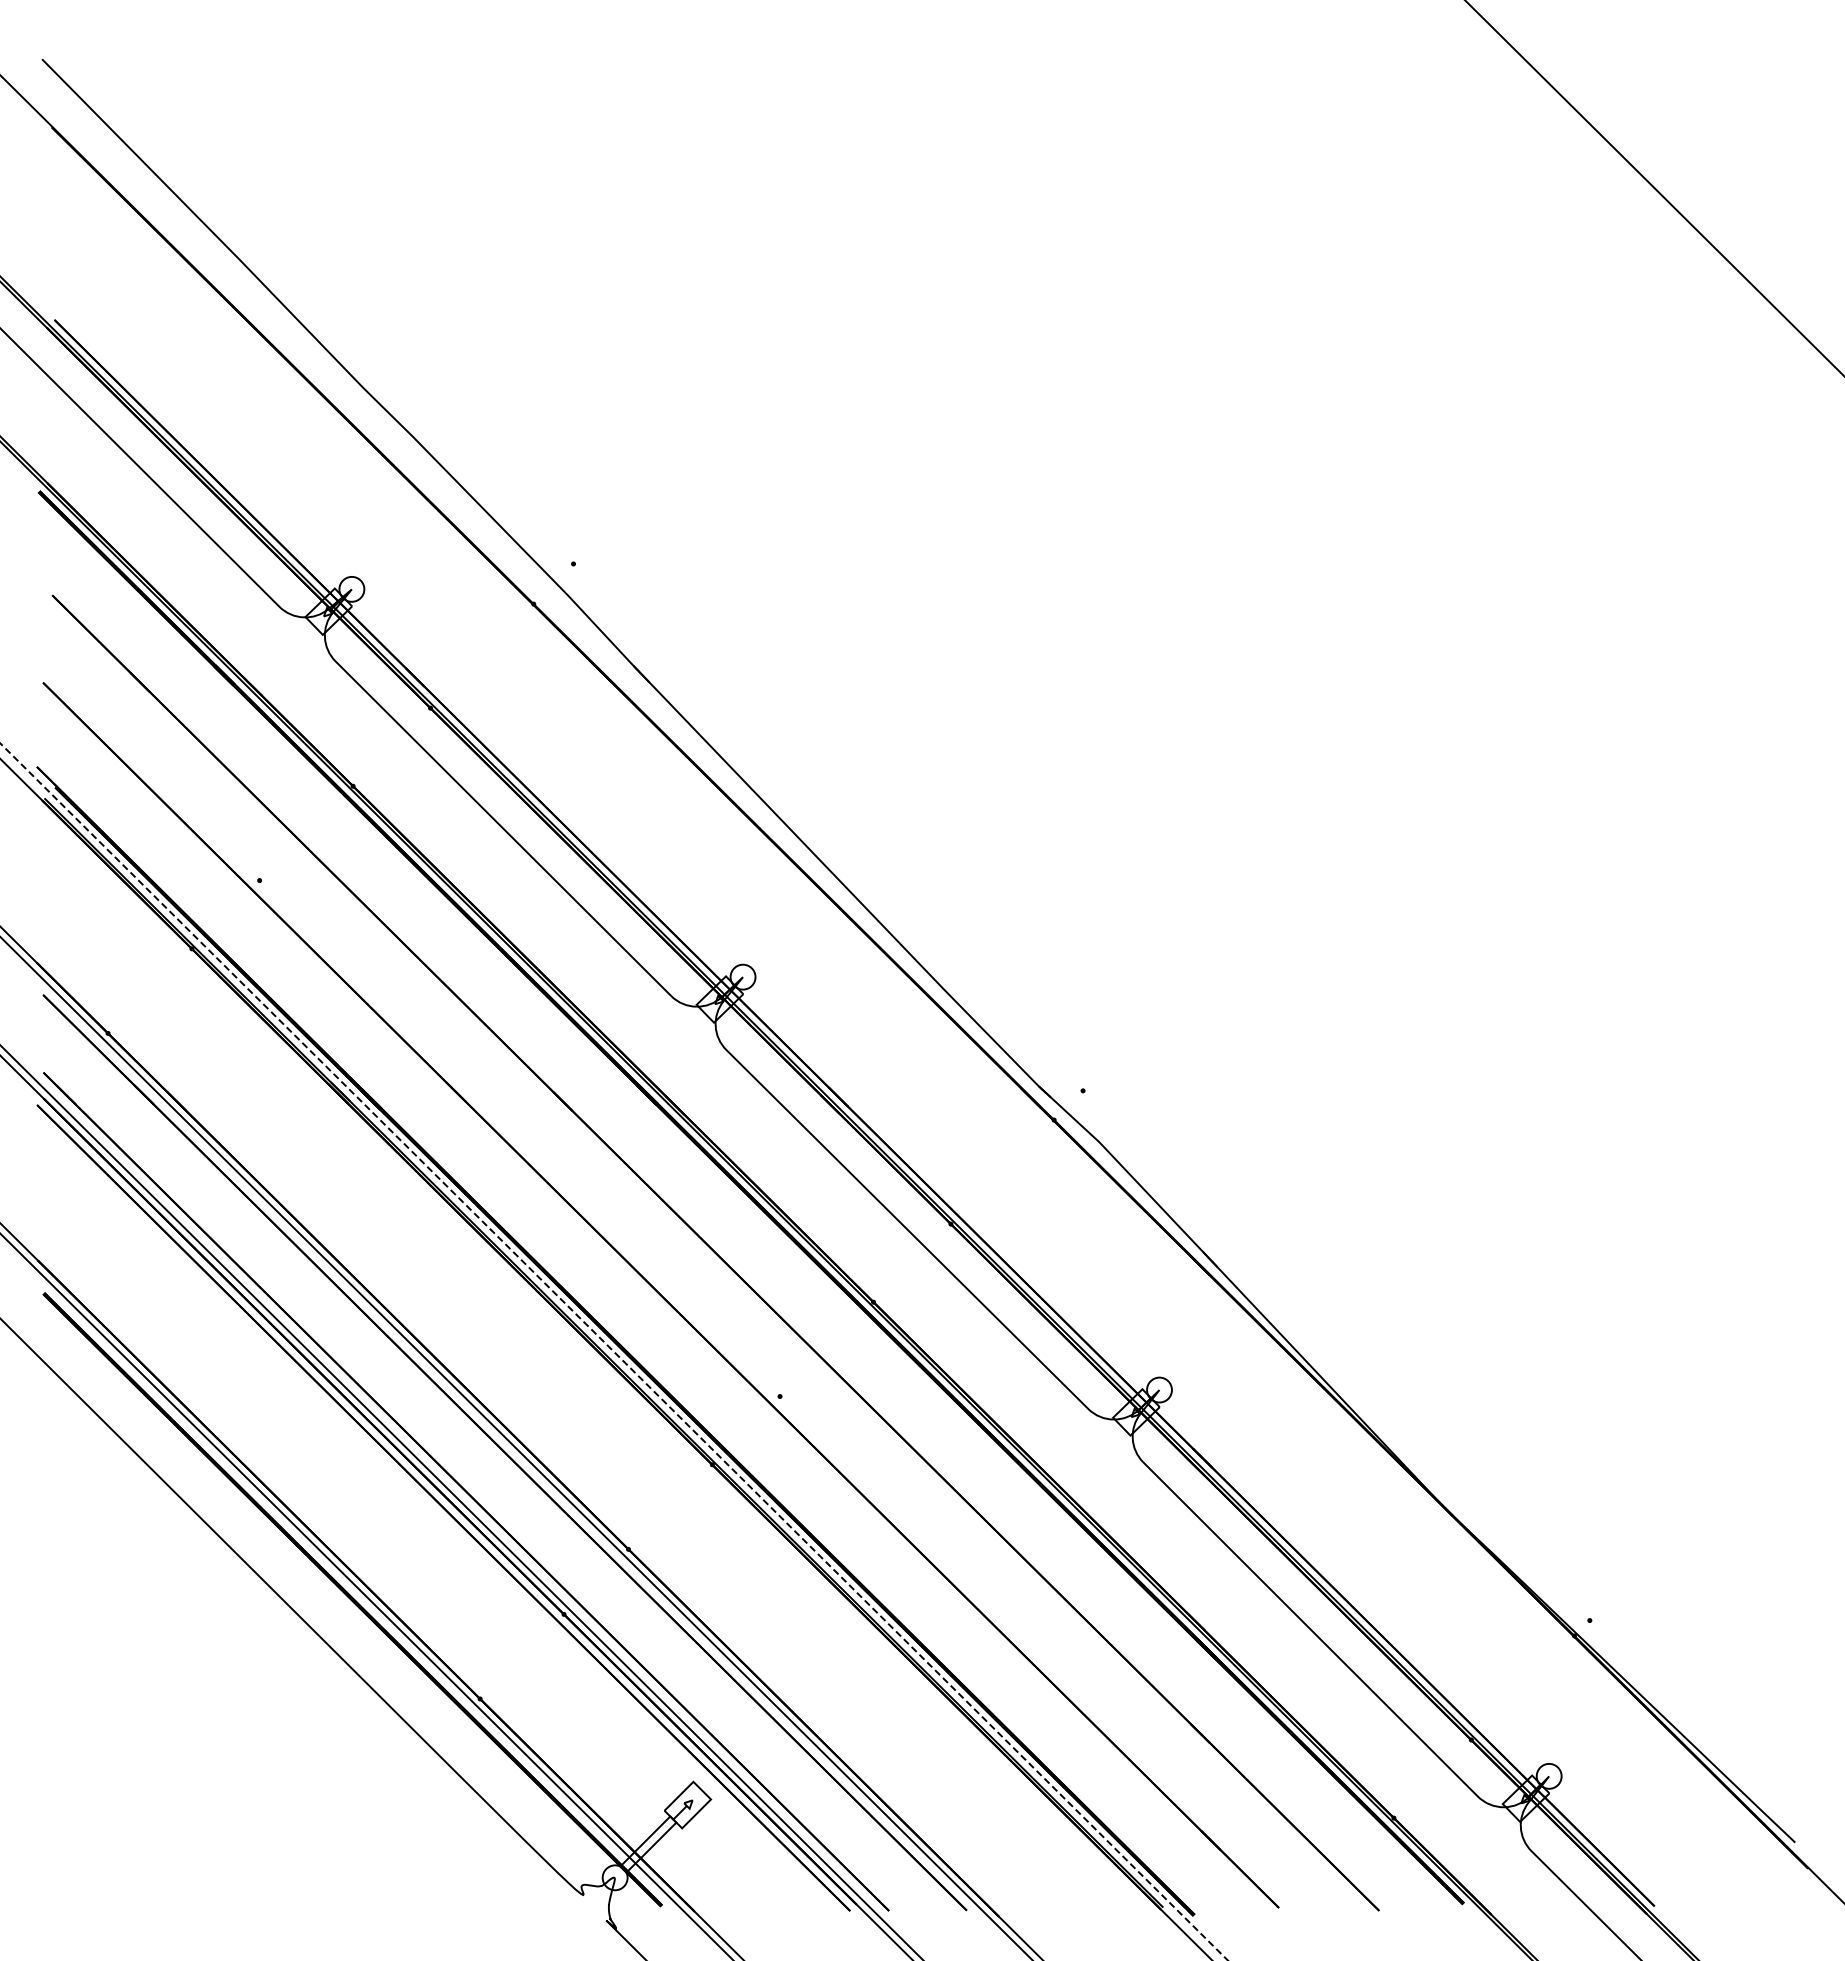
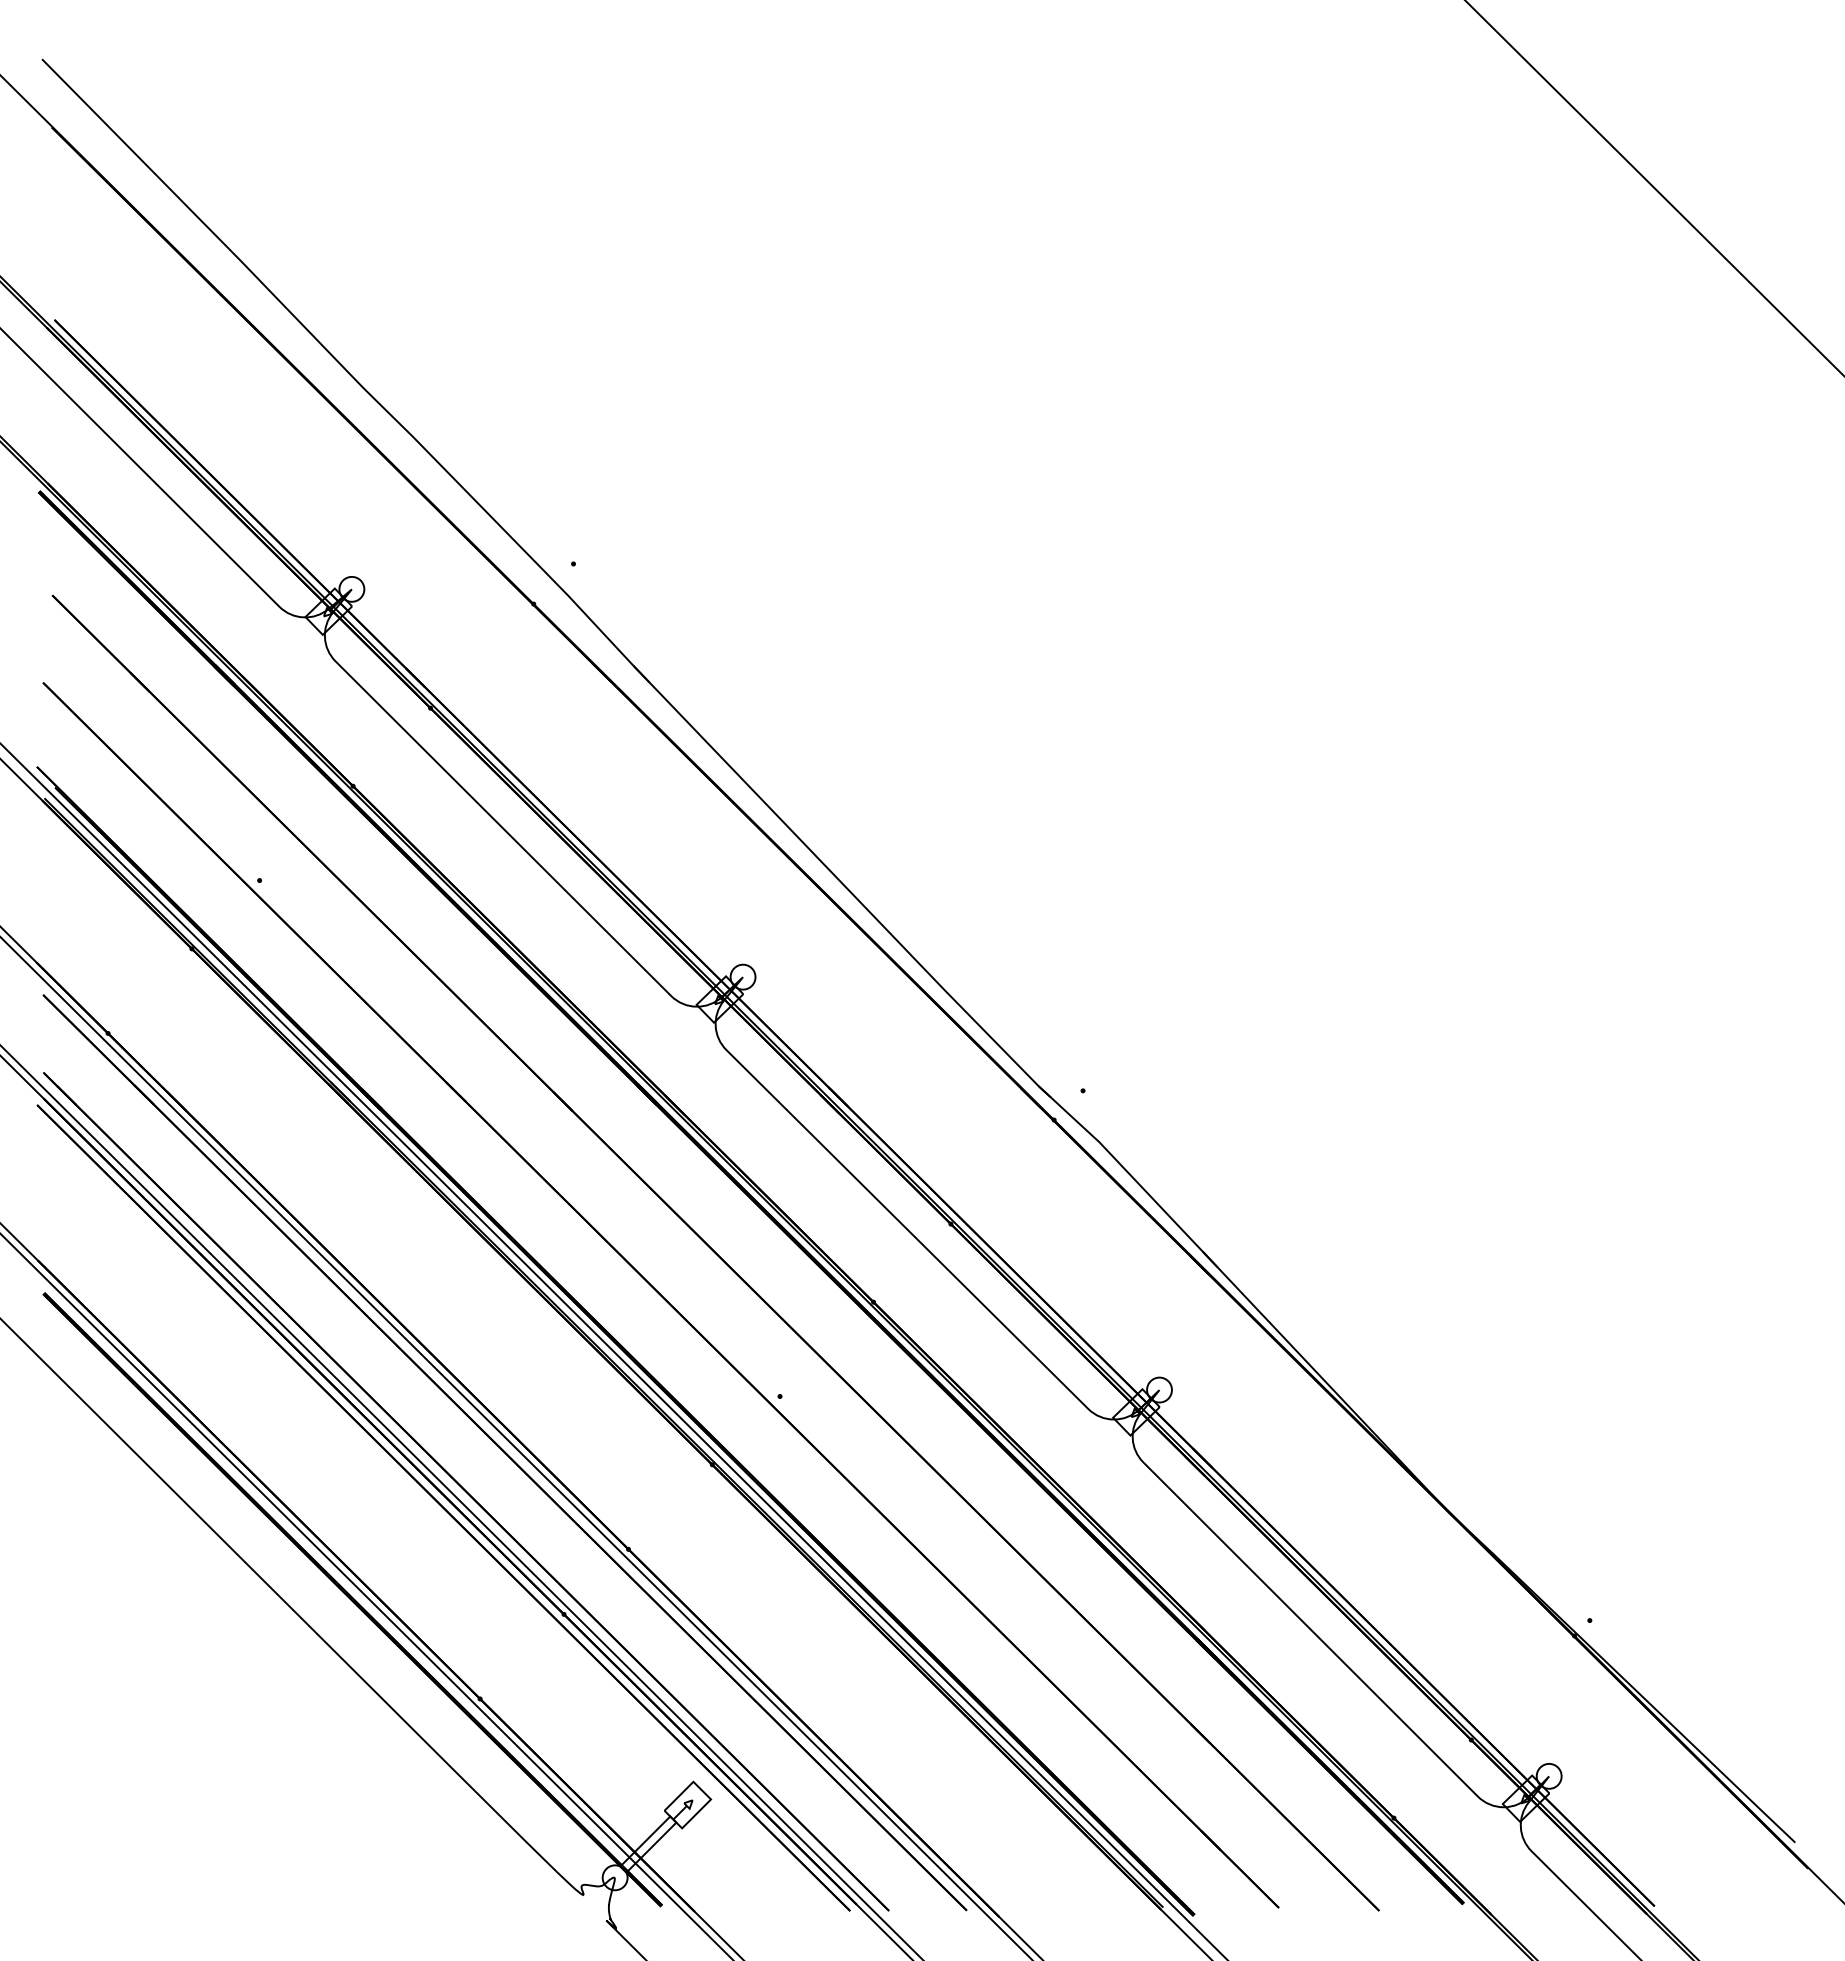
line: dashed -> solid (614, 1352)
